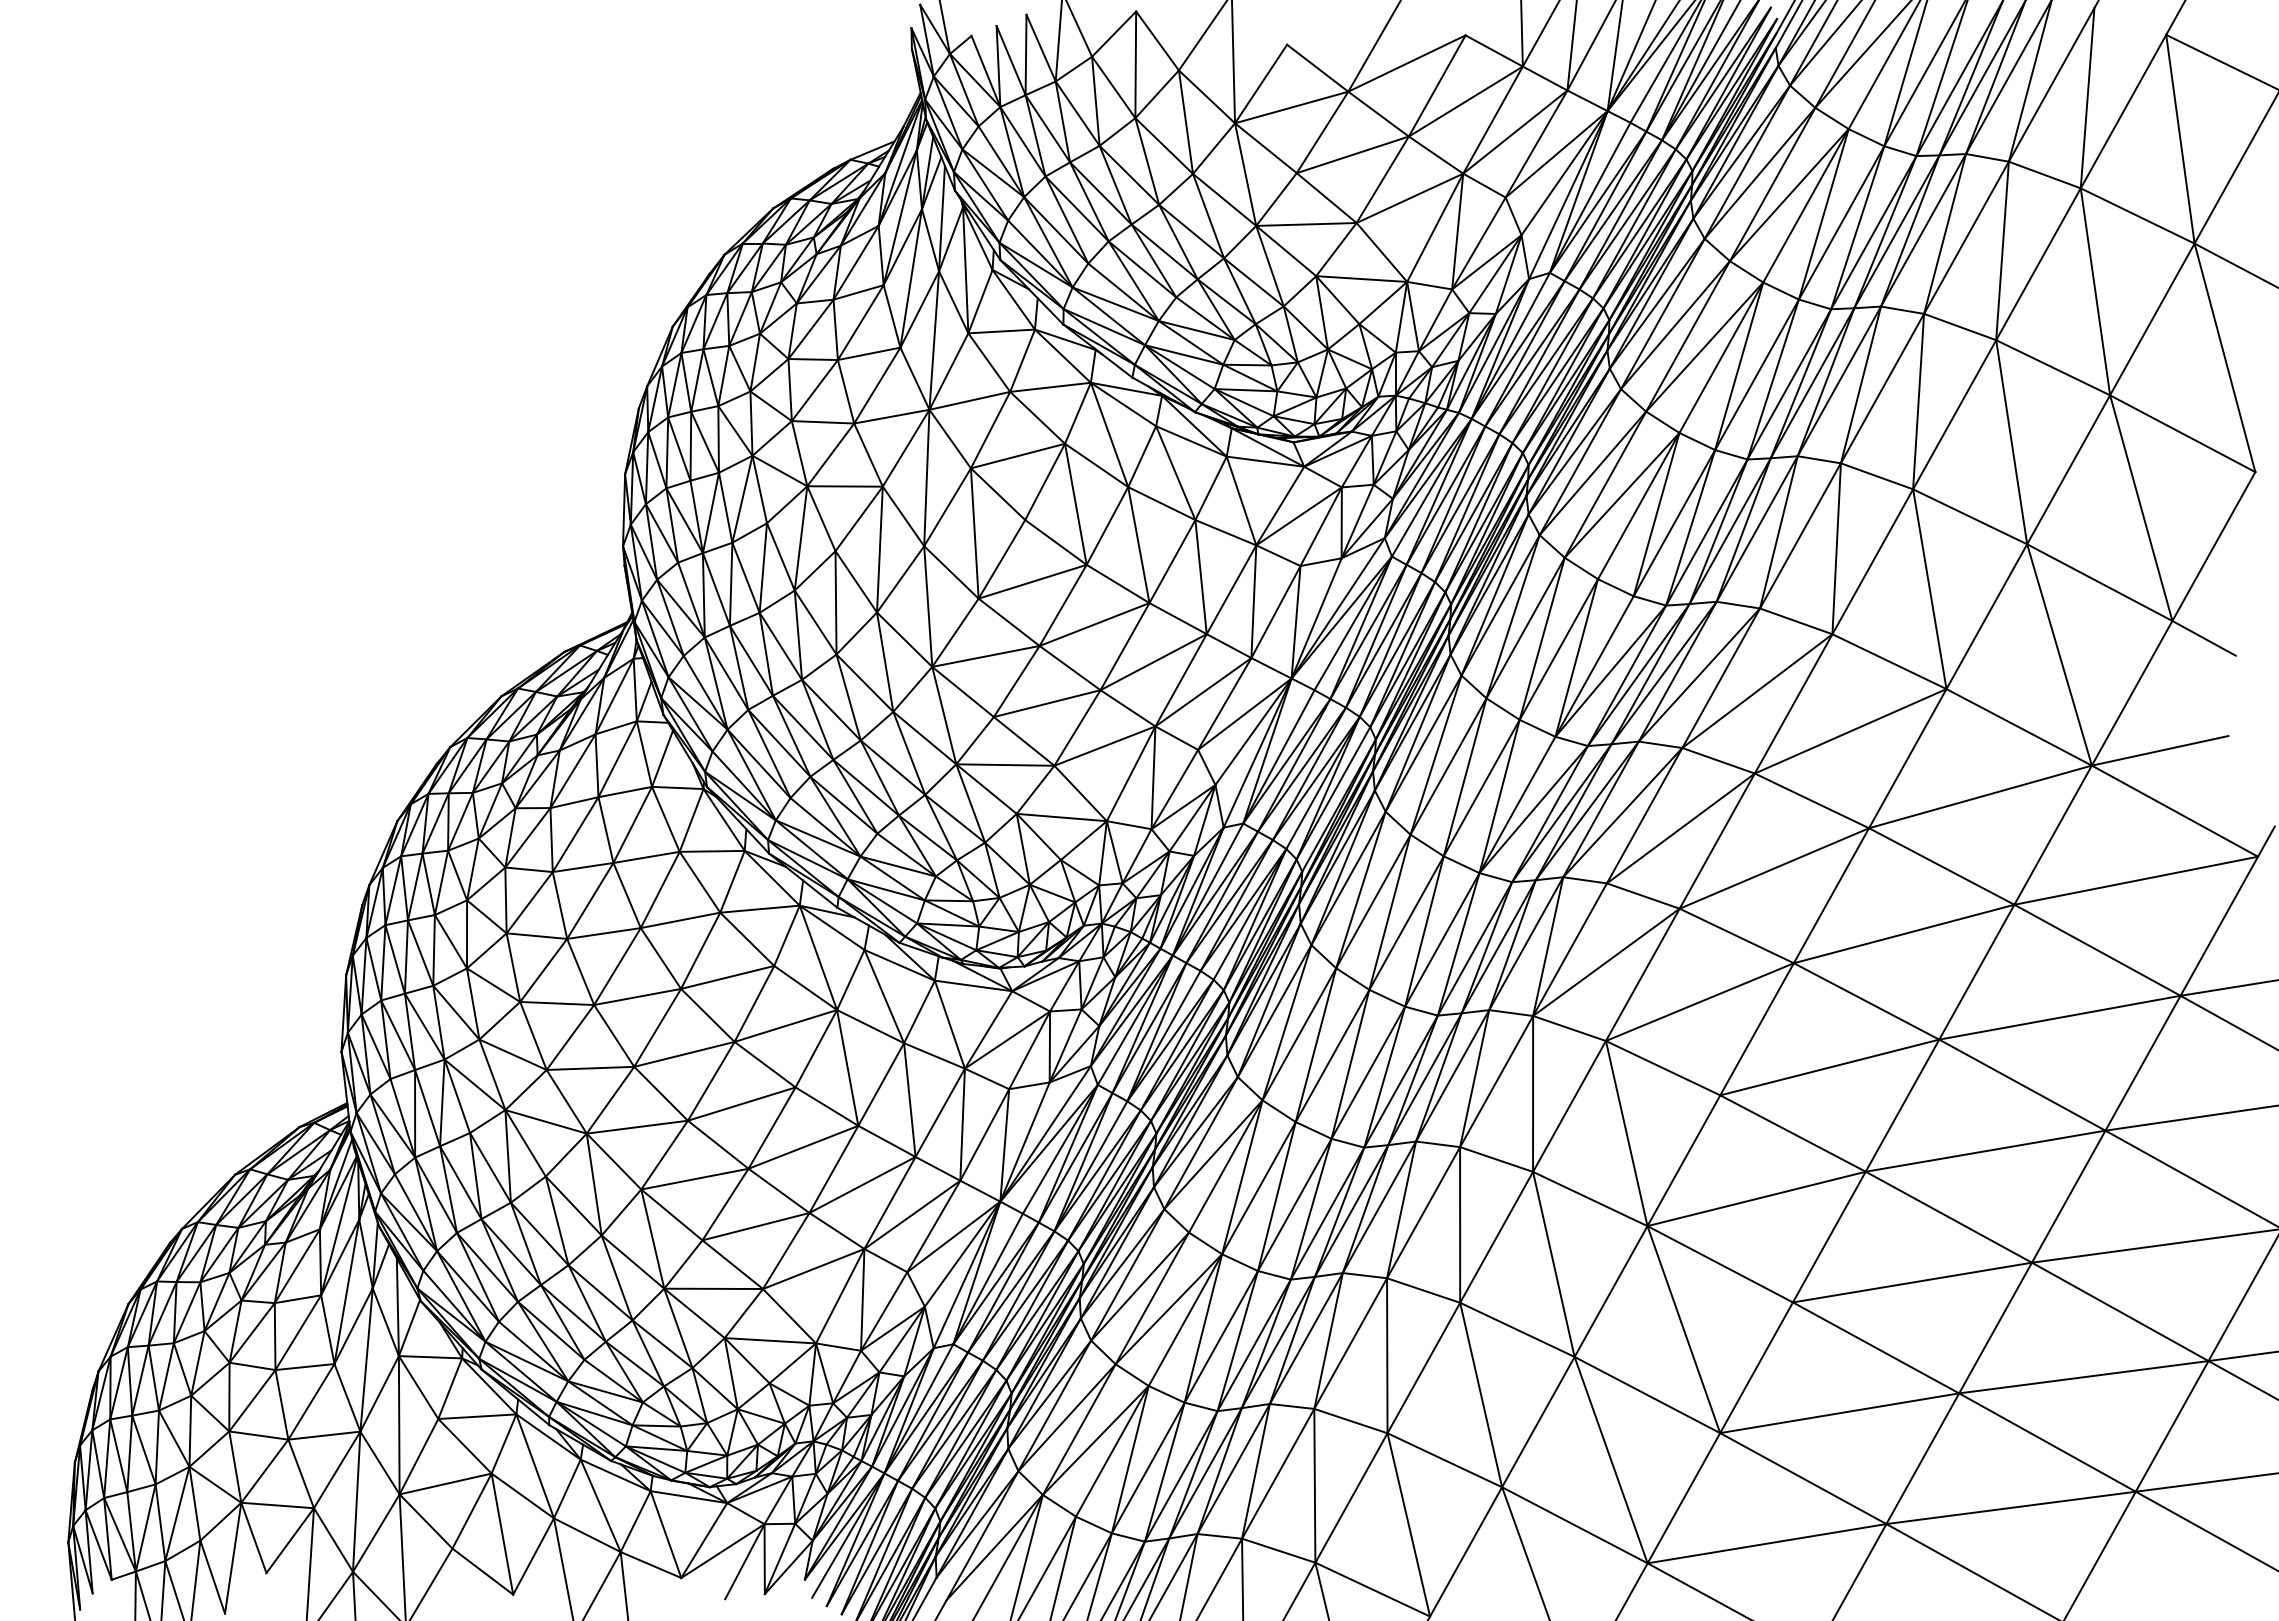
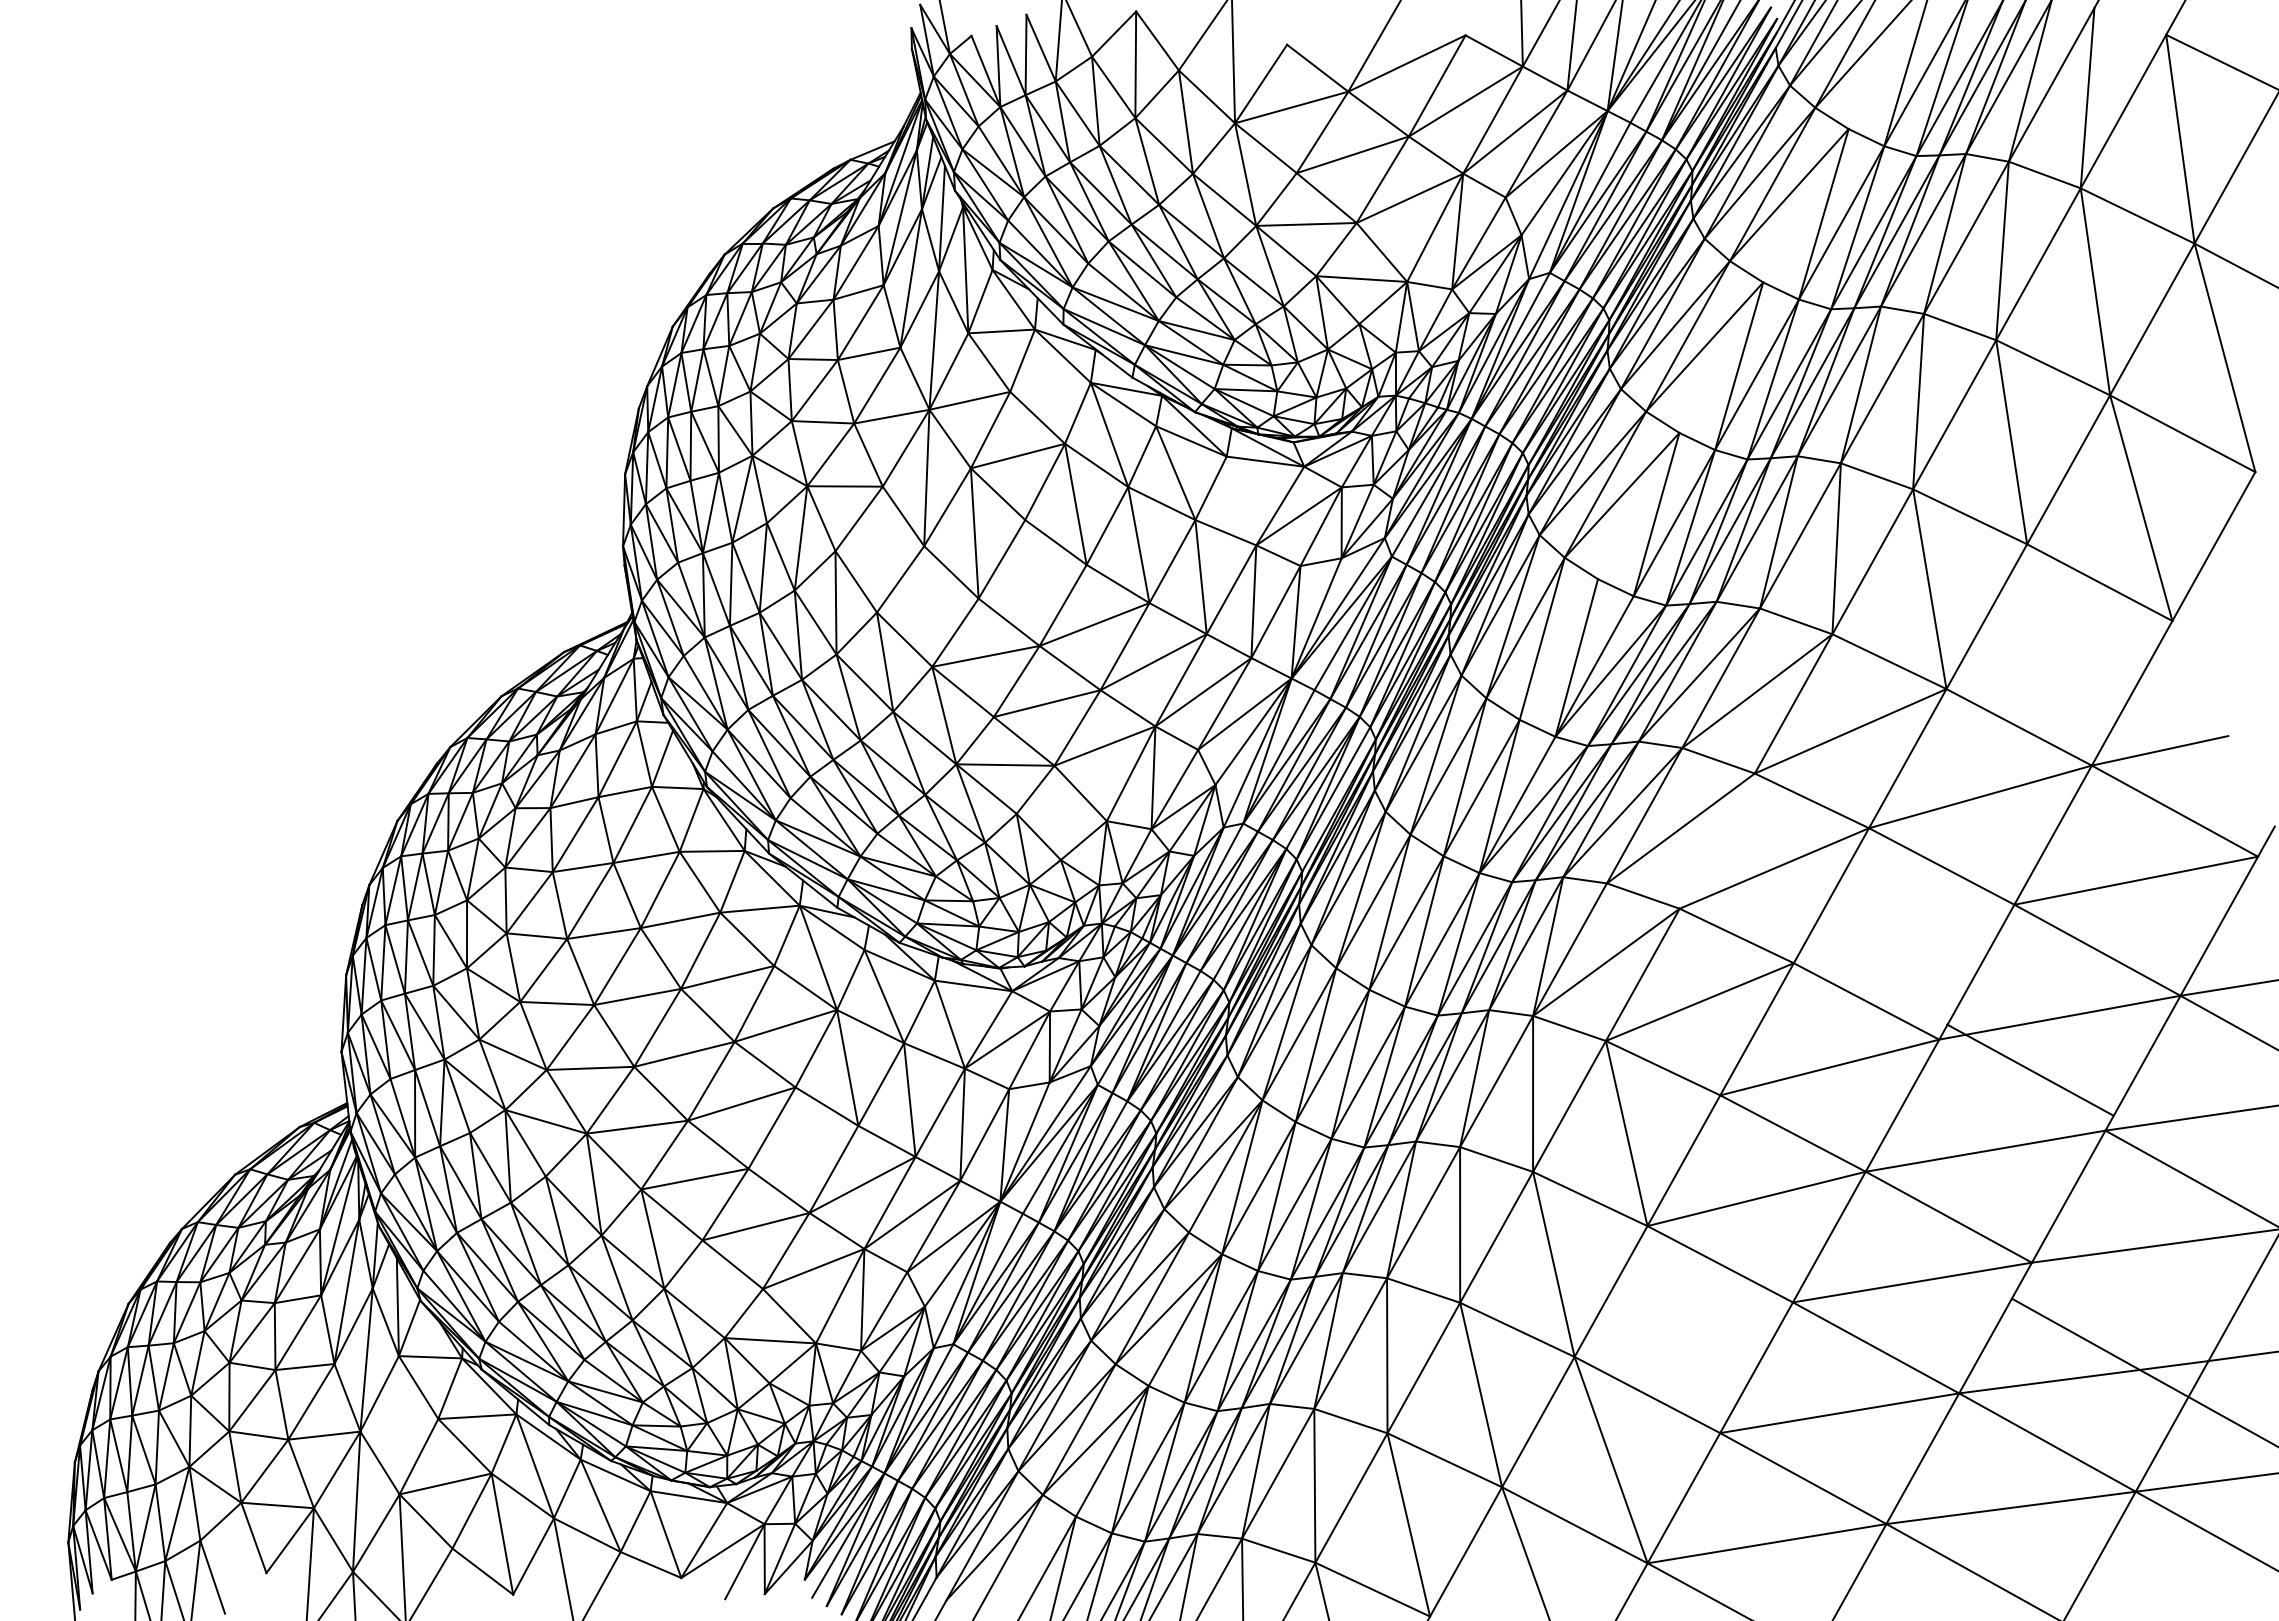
line: present -> none (1719, 360)
line: present -> none (1050, 386)
line: present -> none (1241, 500)
line: present -> none (879, 549)
line: present -> none (1032, 581)
line: present -> none (928, 606)
line: present -> none (2203, 638)
line: present -> none (2059, 654)
line: present -> none (1061, 817)
line: present -> none (1716, 840)
line: present -> none (1903, 933)
line position: (2022, 1084) -> (2030, 1069) (2030, 1069)
line: present -> none (803, 1146)
line: present -> none (713, 1288)
line: present -> none (1683, 1329)
line position: (2153, 1330) -> (2143, 1371) (2143, 1371)
line: present -> none (398, 1425)
line: present -> none (1026, 1555)
line: present -> none (233, 1557)
line: present -> none (623, 1584)
